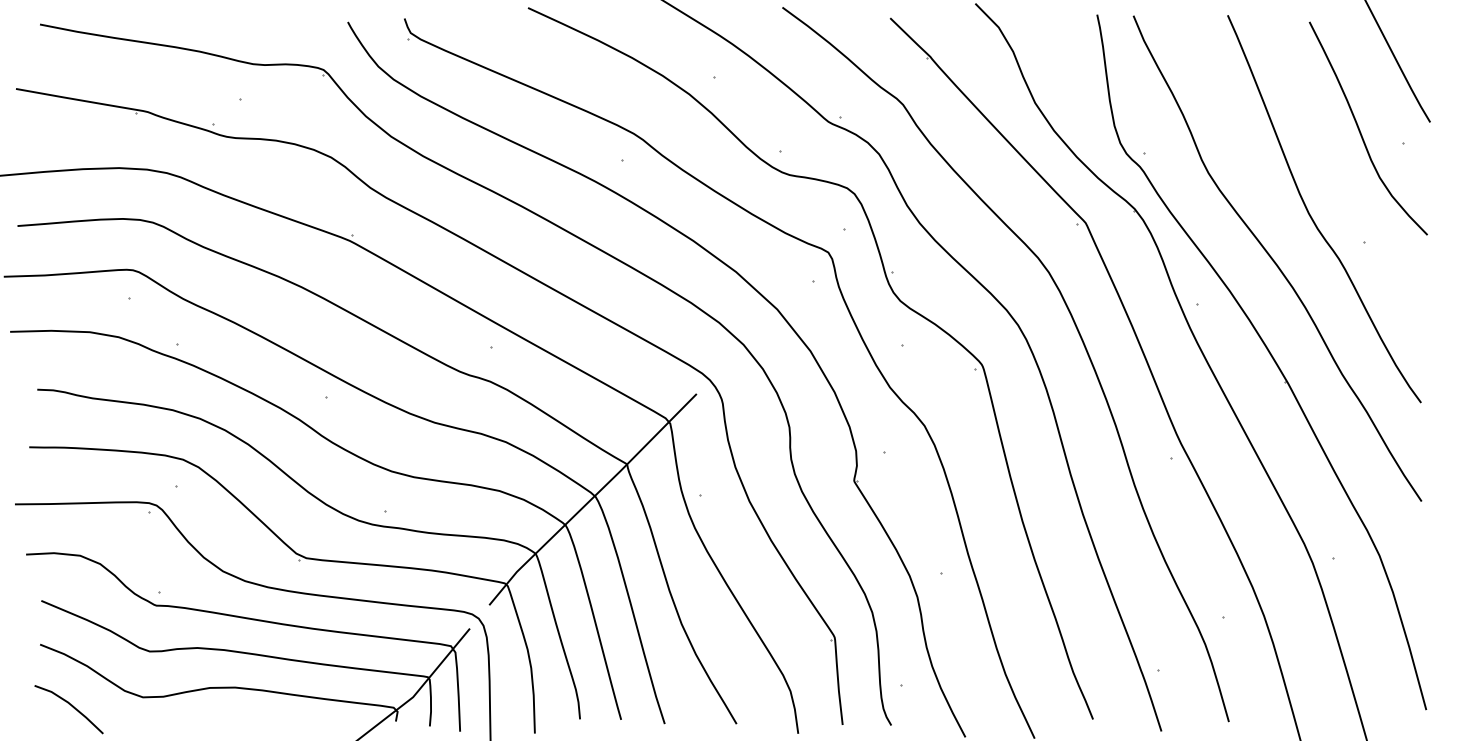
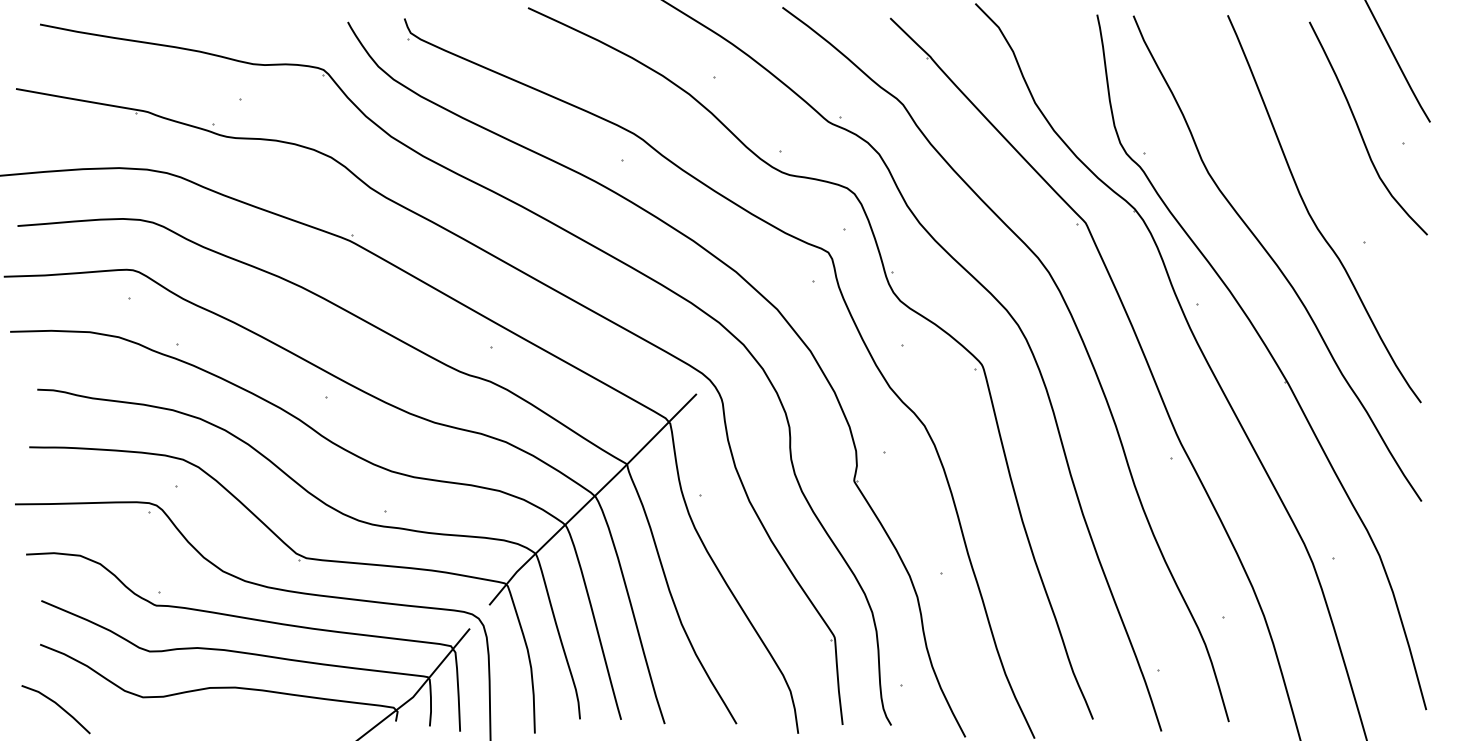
line position: (71, 706) -> (58, 706) (58, 706)
